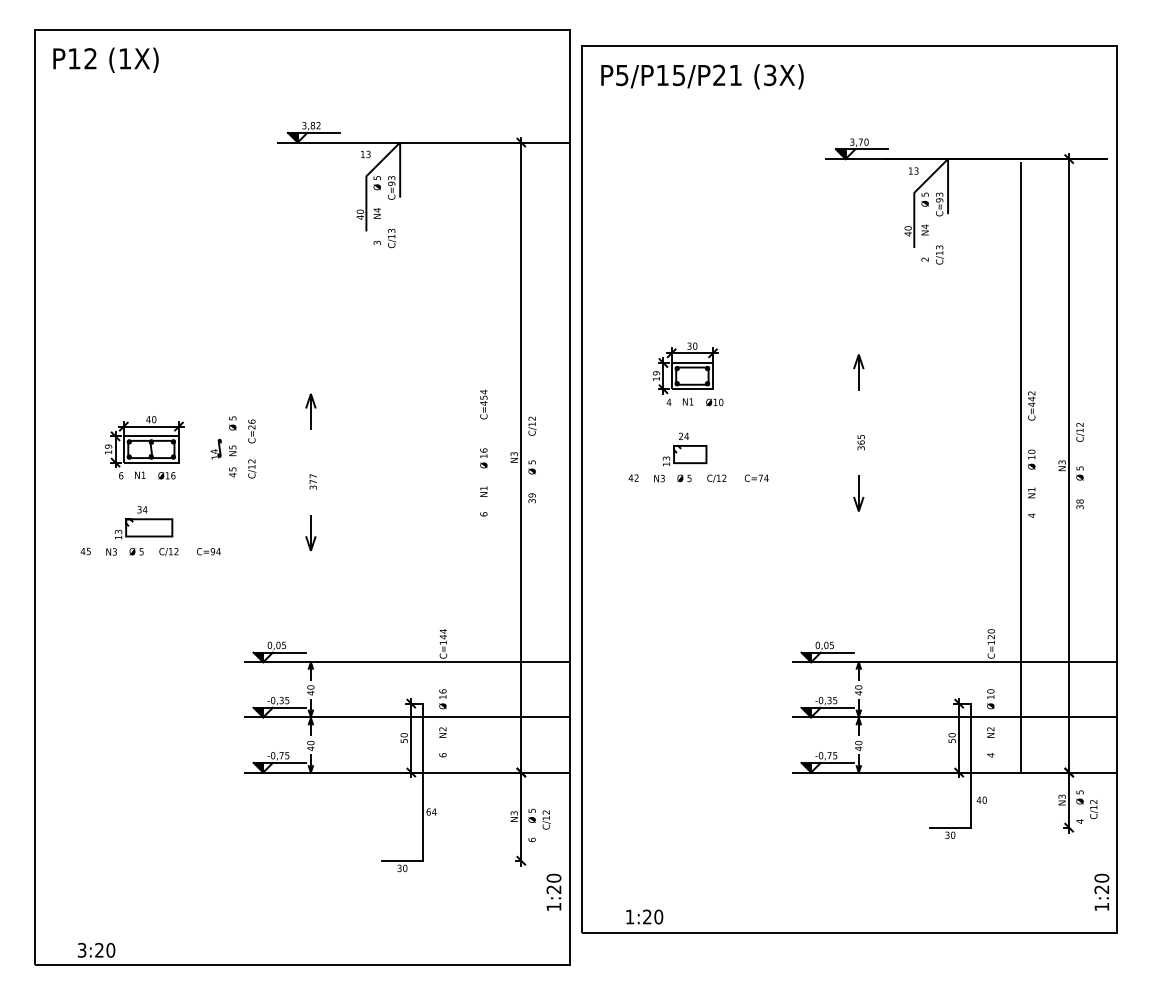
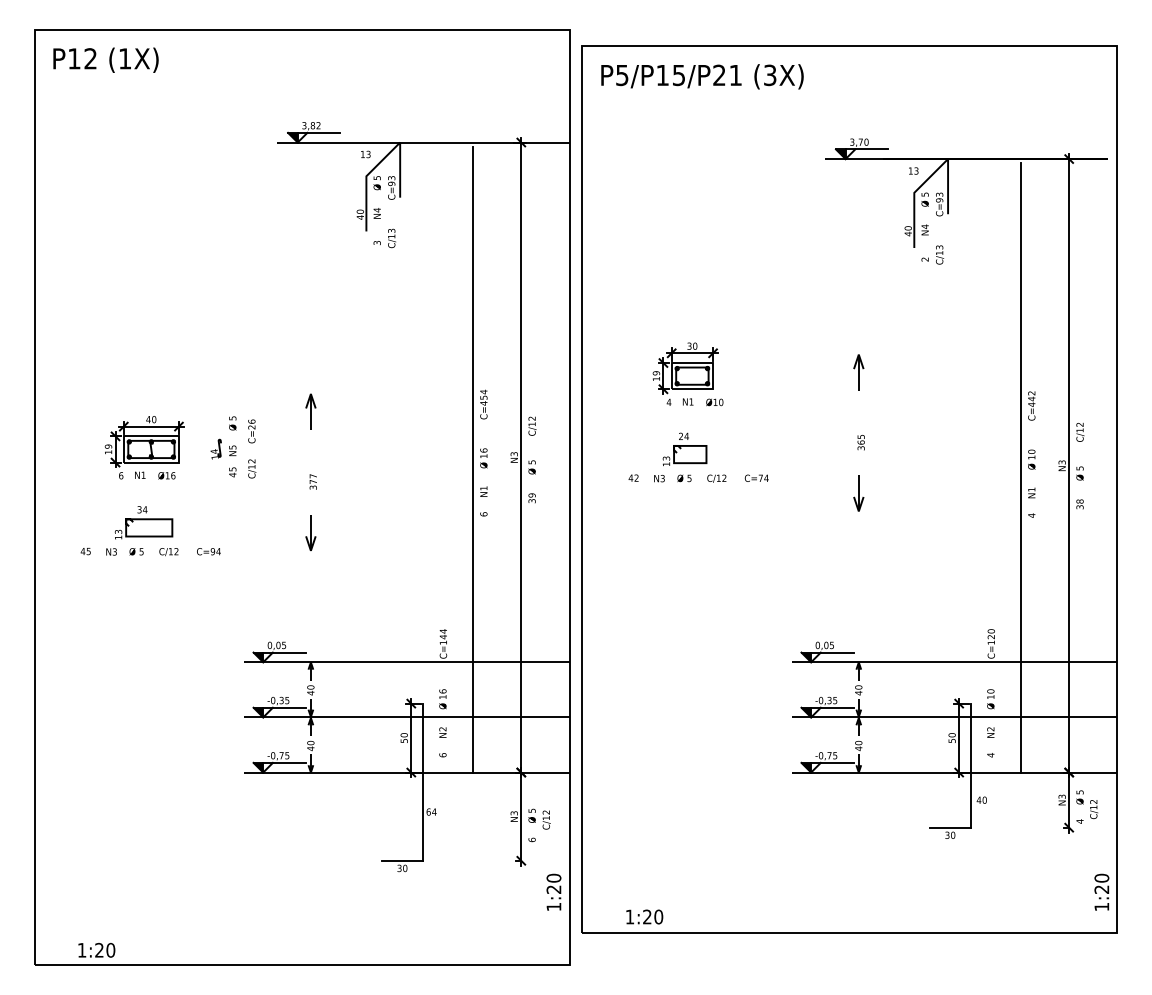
line: none -> present (473, 459)
text: 3:20 -> 1:20 (81, 949)
